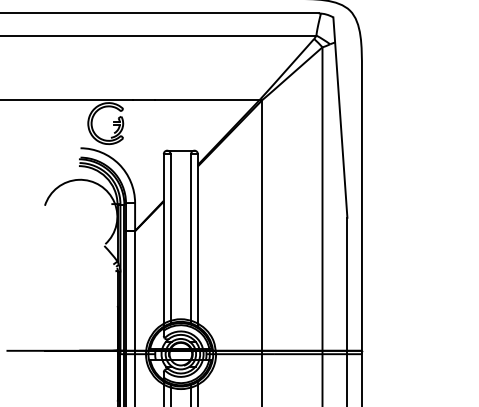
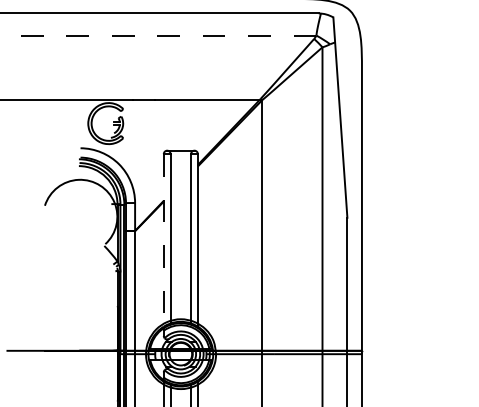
line: solid -> dashed (158, 35)
line: solid -> dashed (163, 240)
